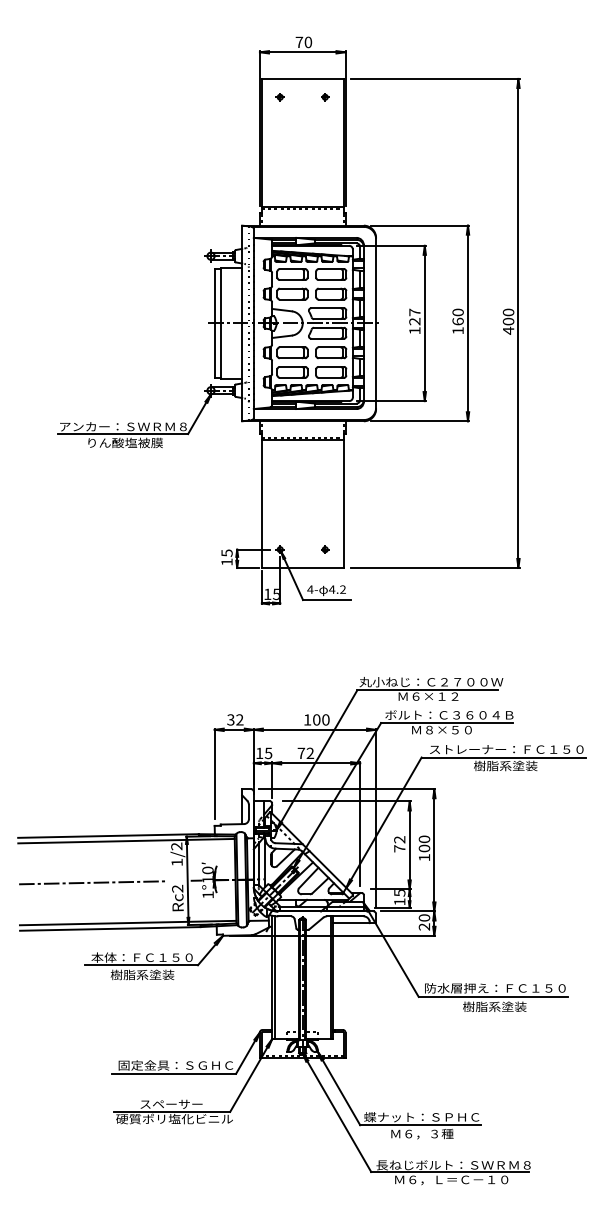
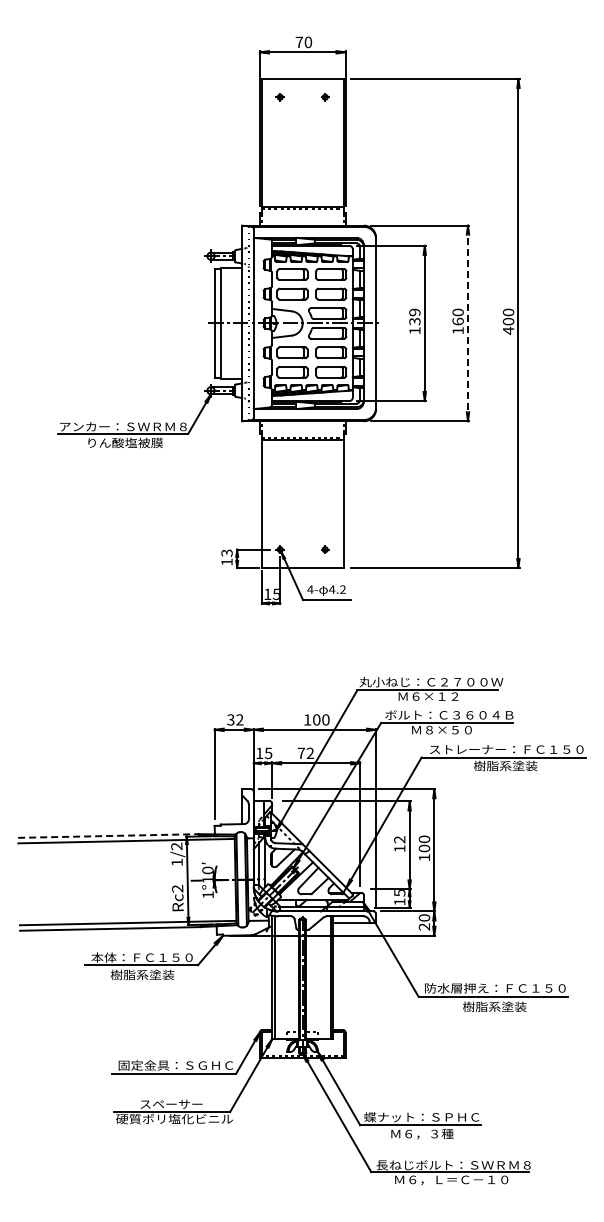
text: 127 -> 139 (414, 316)
line: solid -> dashed (468, 323)
text: 15 -> 13 (226, 552)
line: solid -> dashed (109, 836)
text: 72 -> 12 (399, 848)
line: present -> none (90, 882)
